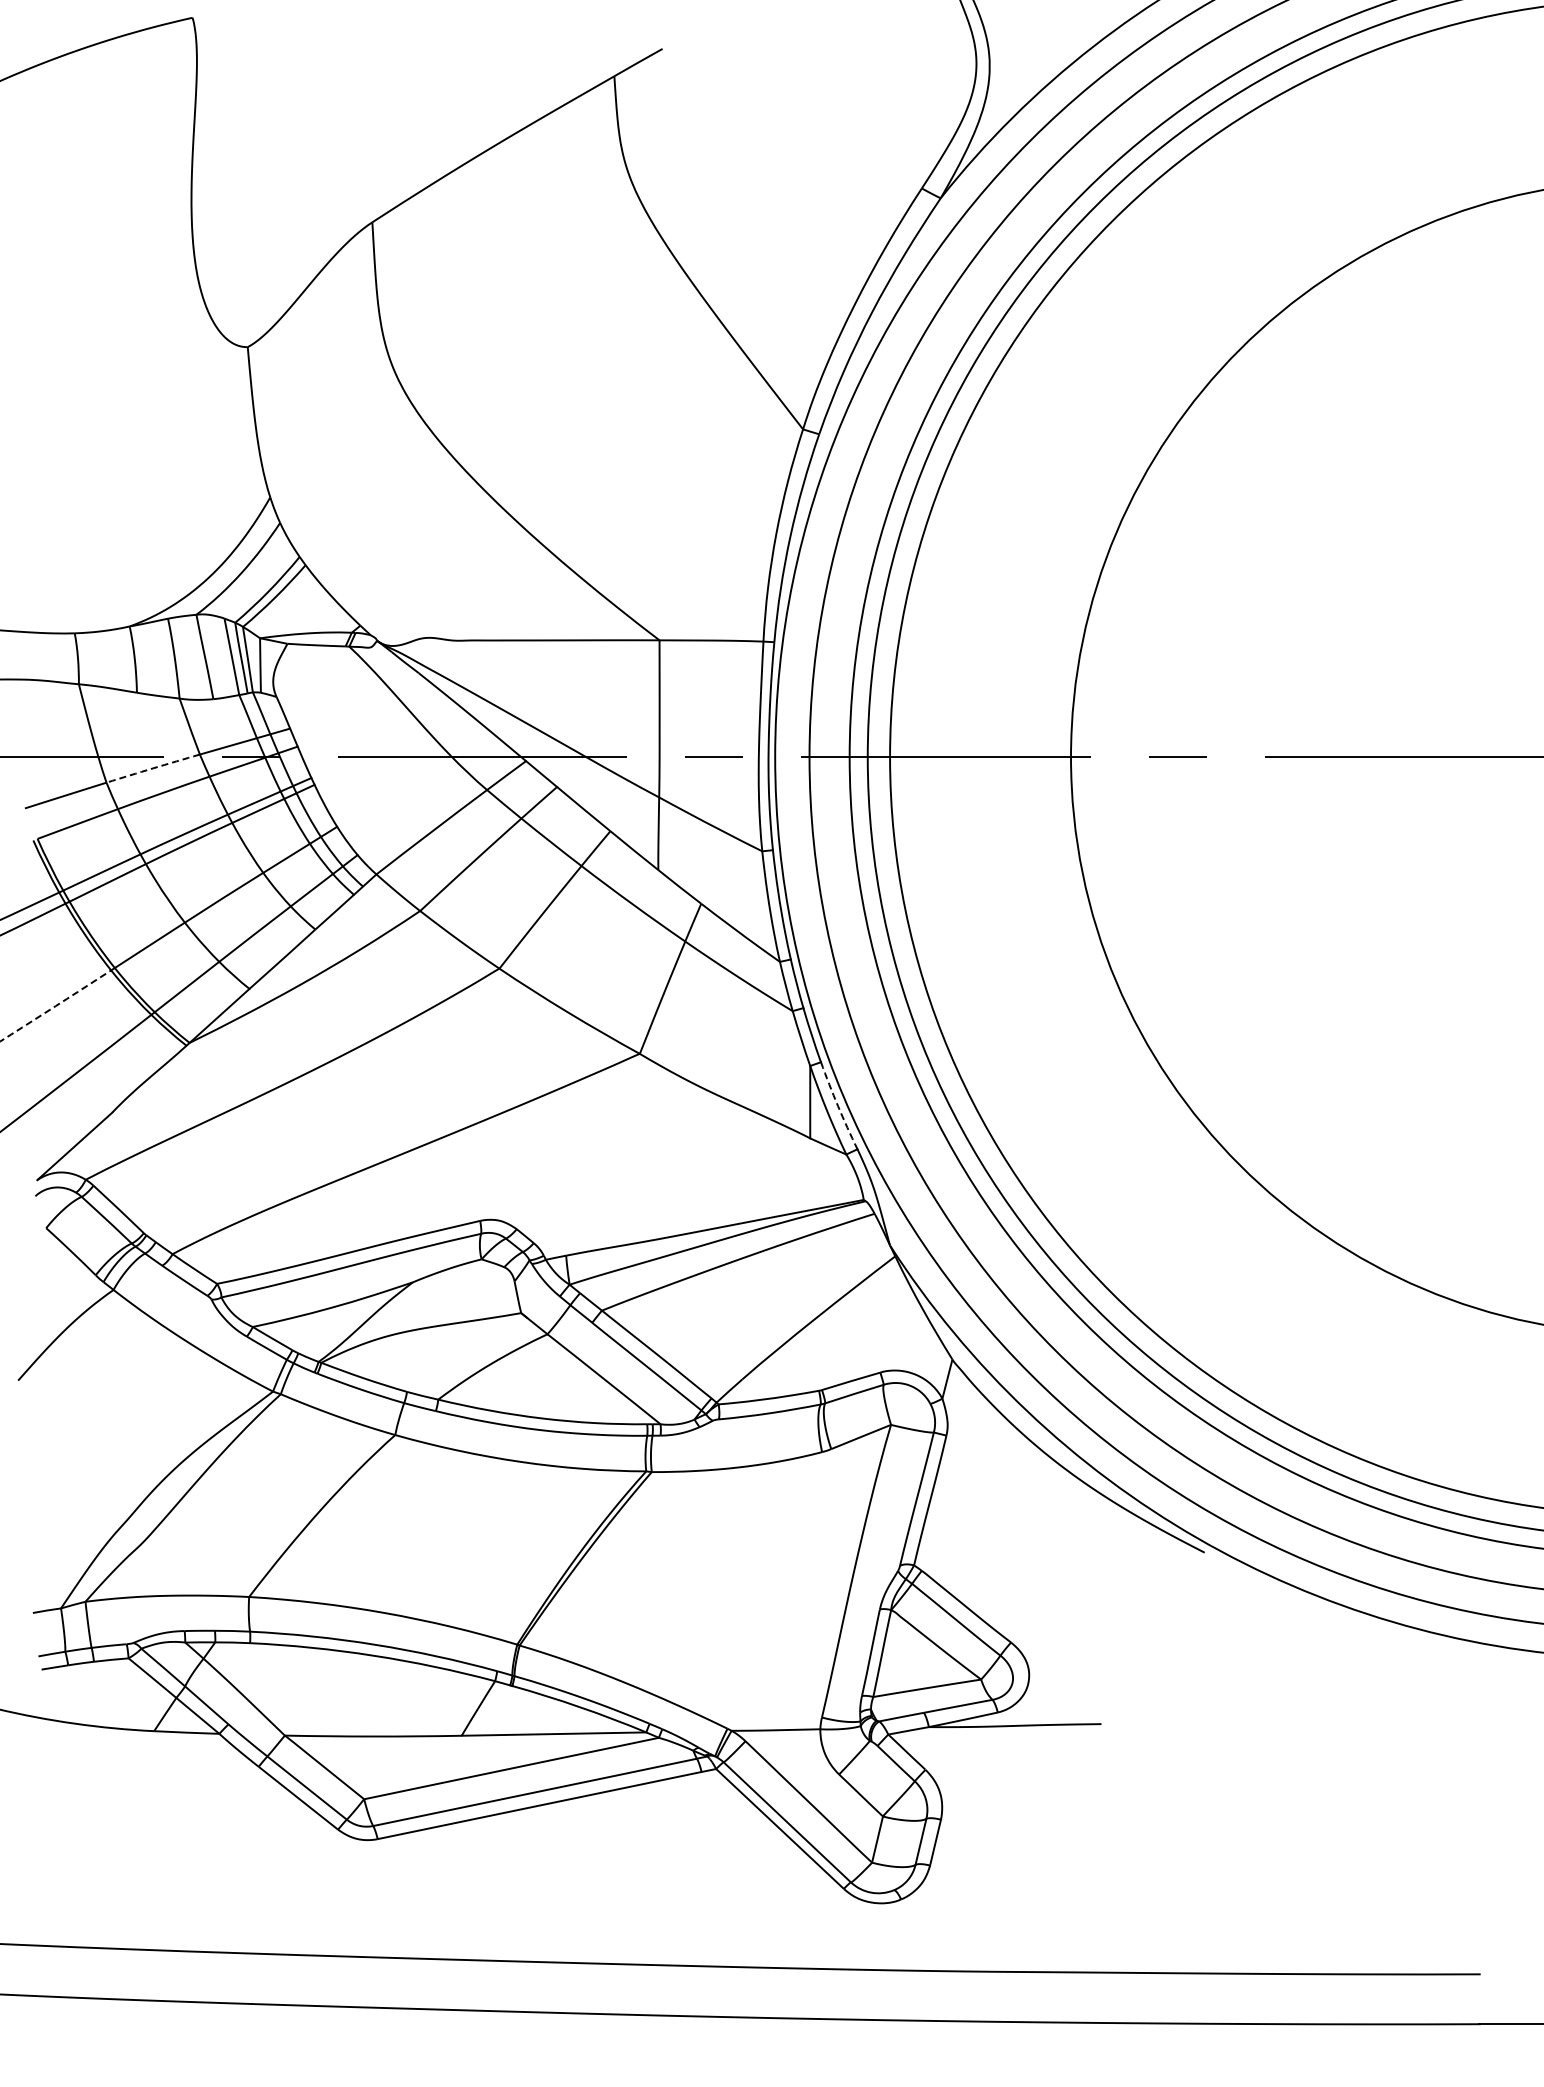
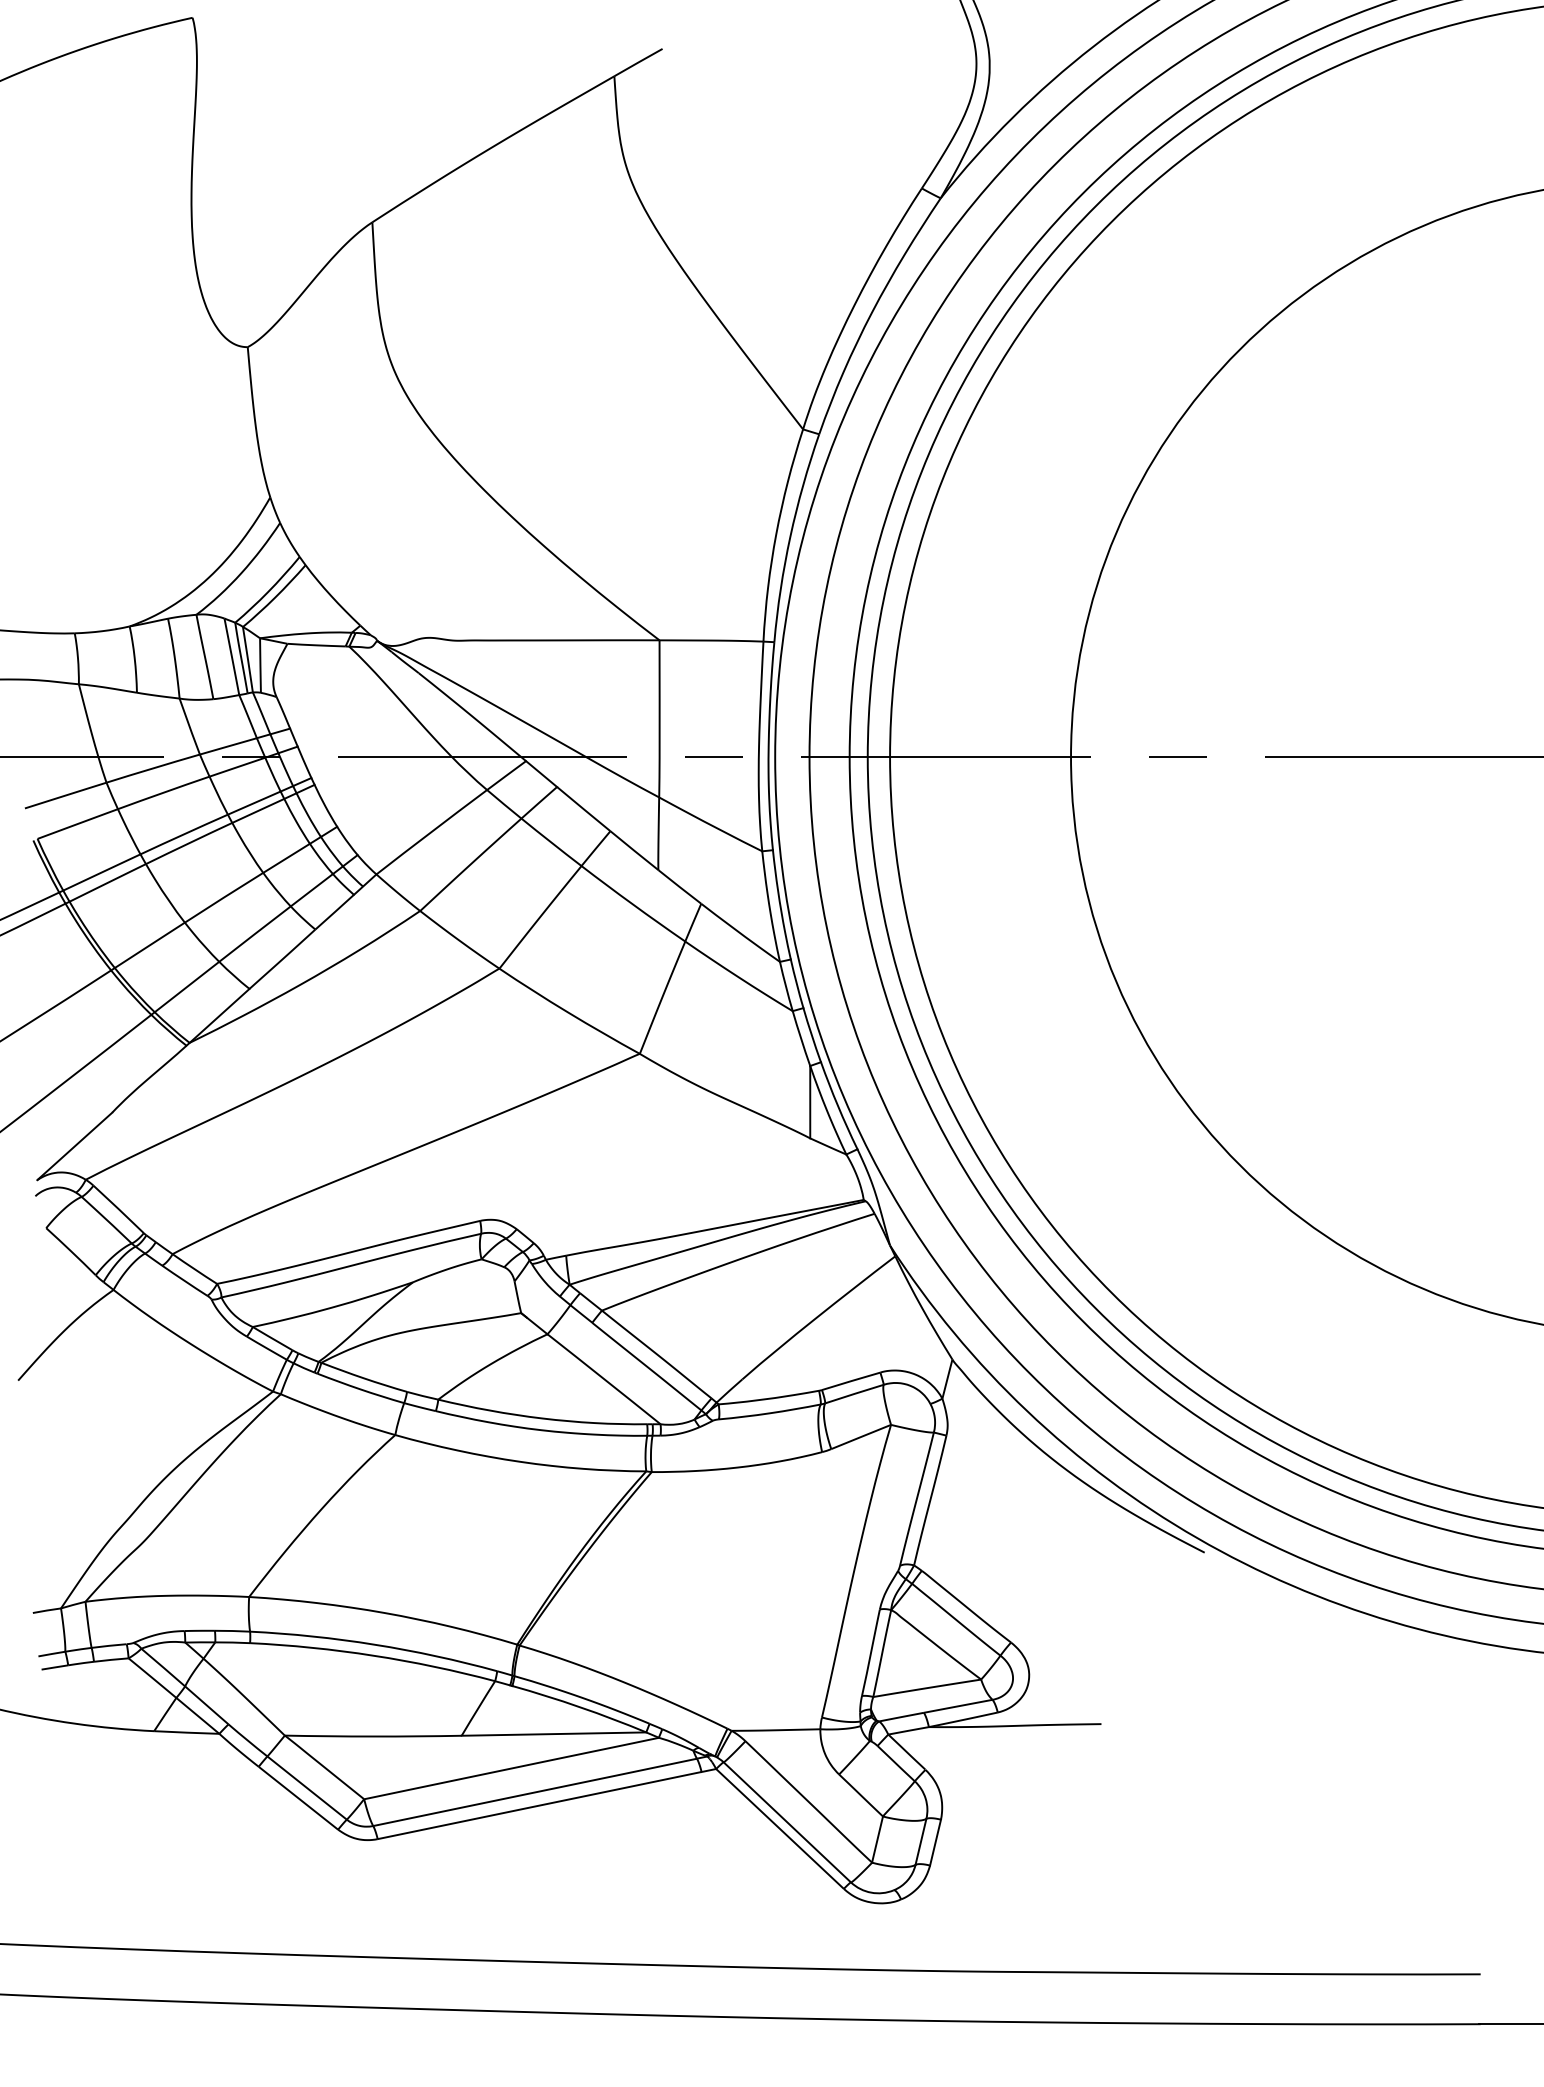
arc: dashed -> solid (153, 768)
arc: dashed -> solid (55, 1005)
arc: dashed -> solid (838, 1106)
